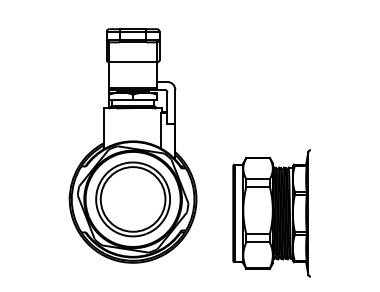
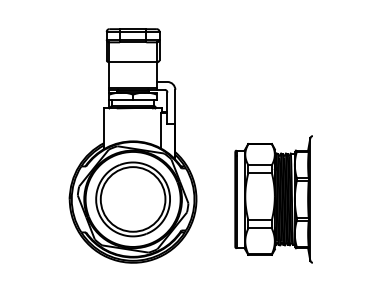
part position: (271, 213) -> (273, 199) (273, 199)
